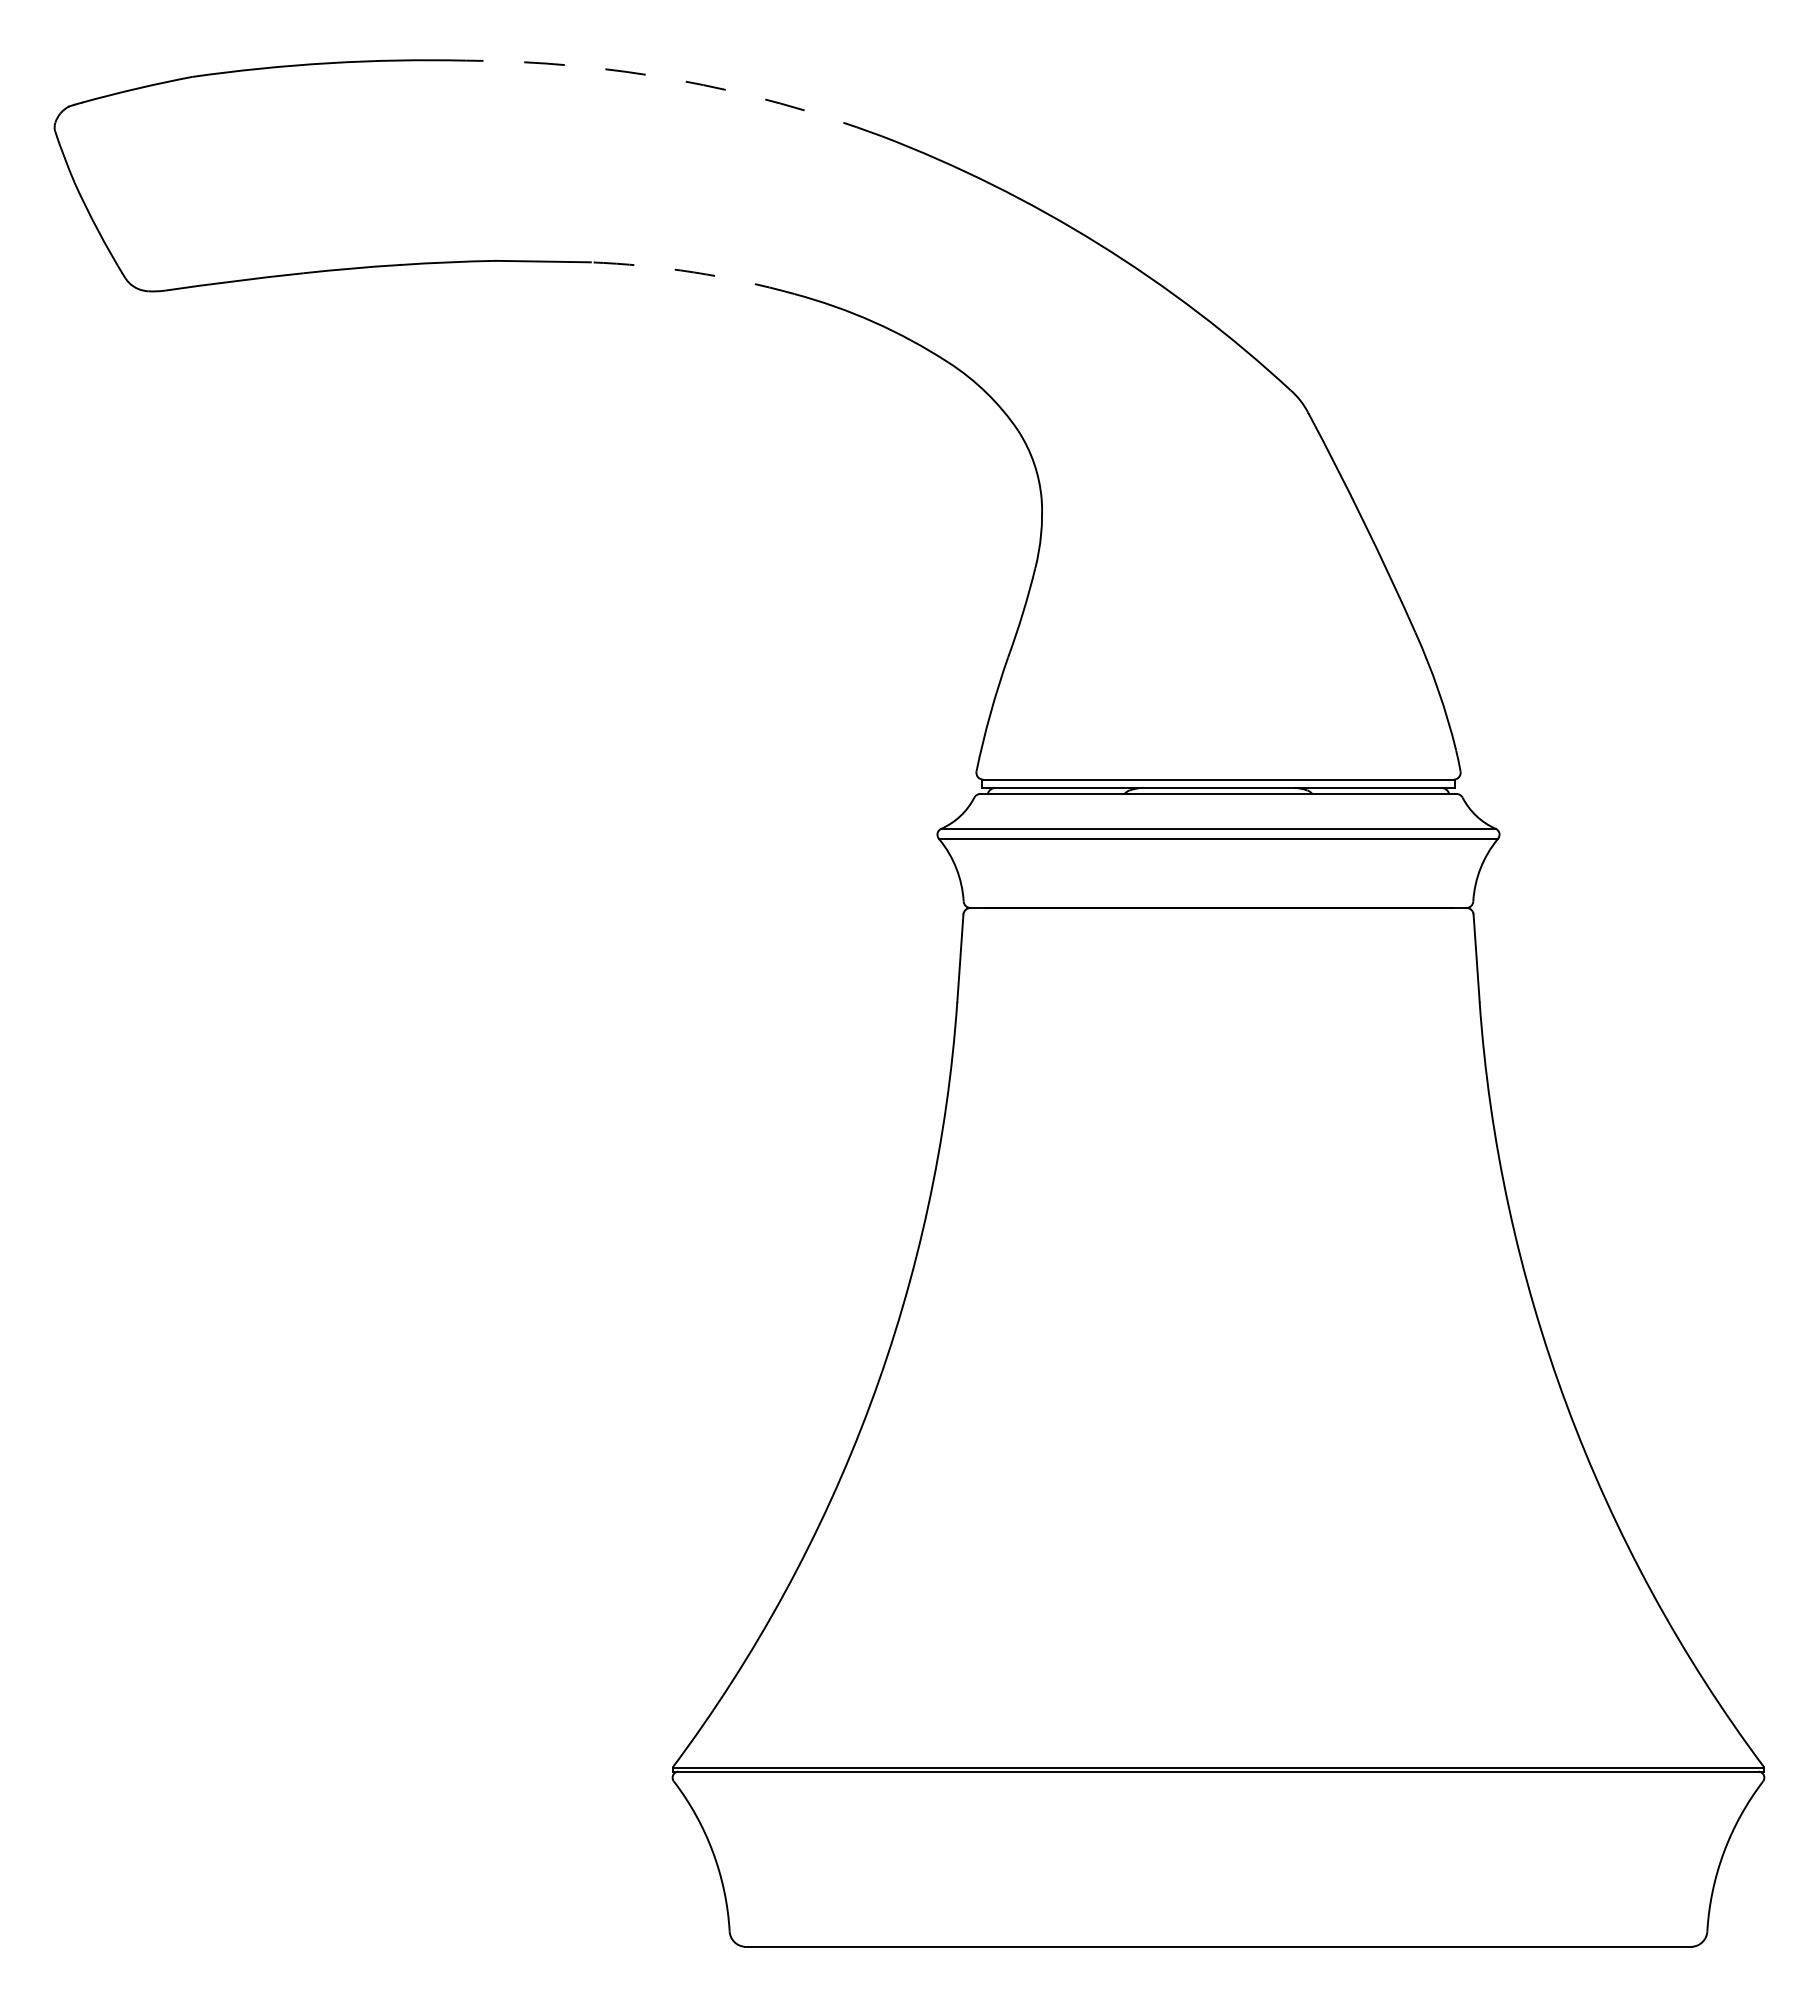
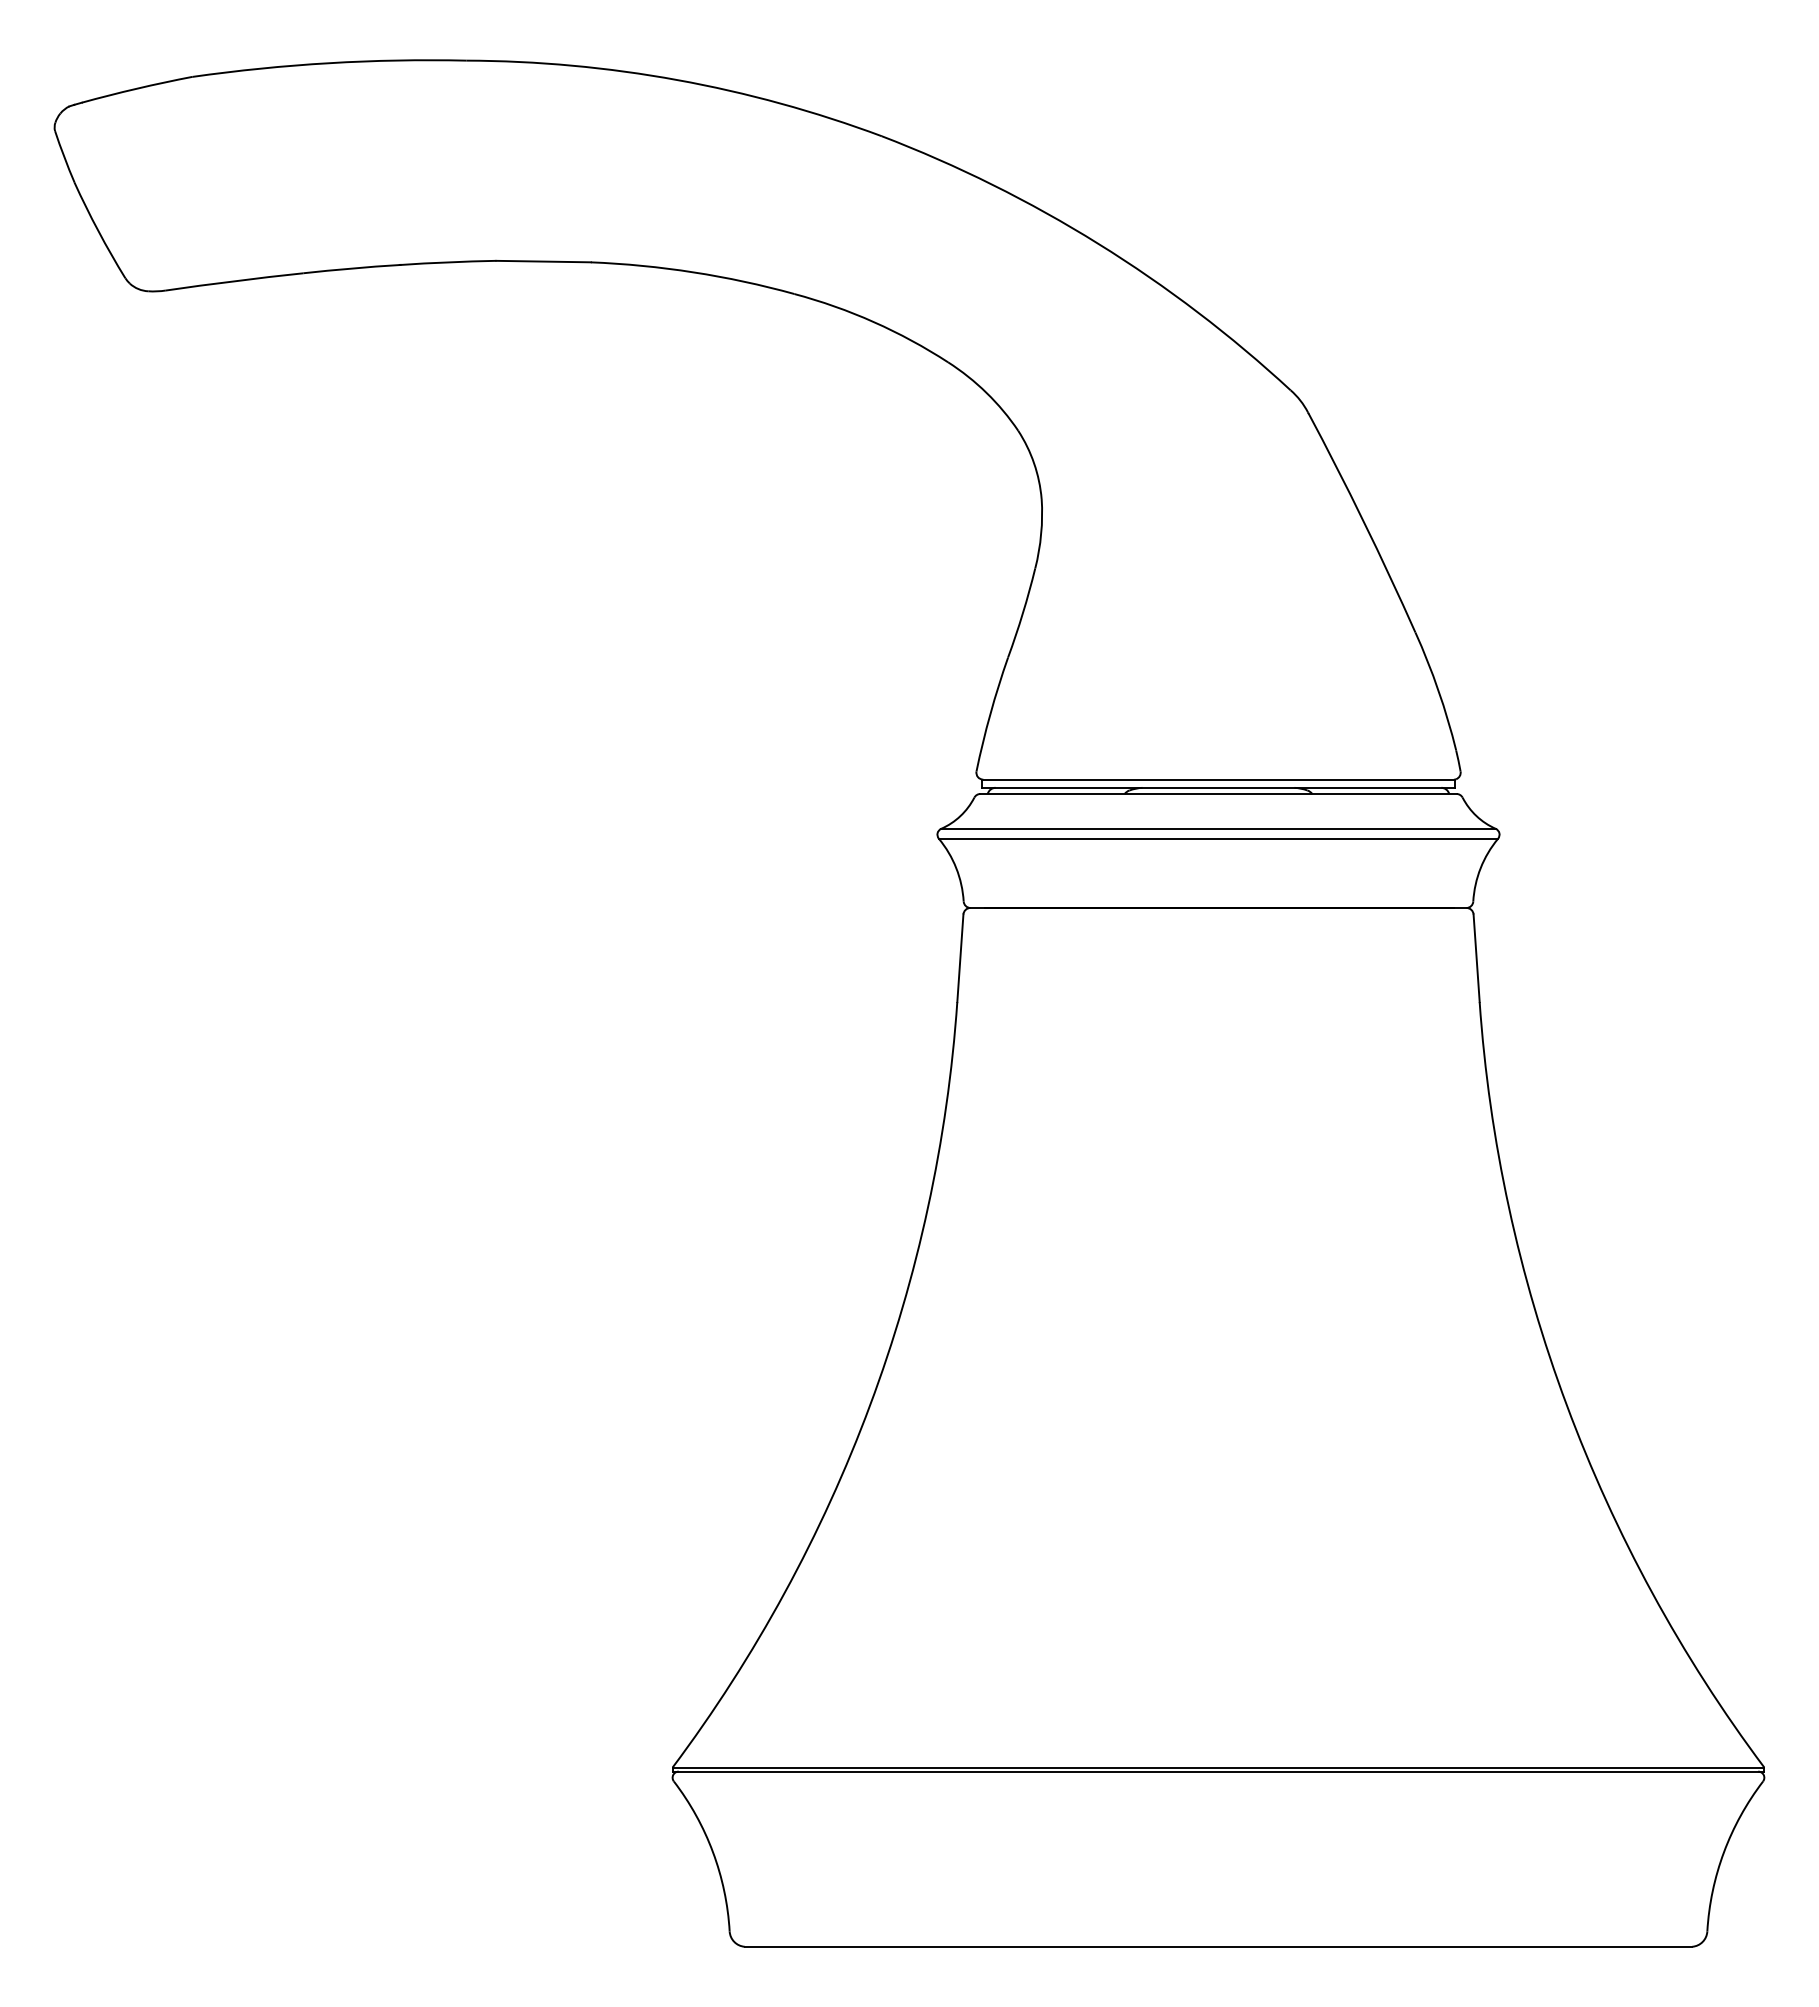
arc: dashed -> solid (677, 80)
arc: dashed -> solid (693, 272)
